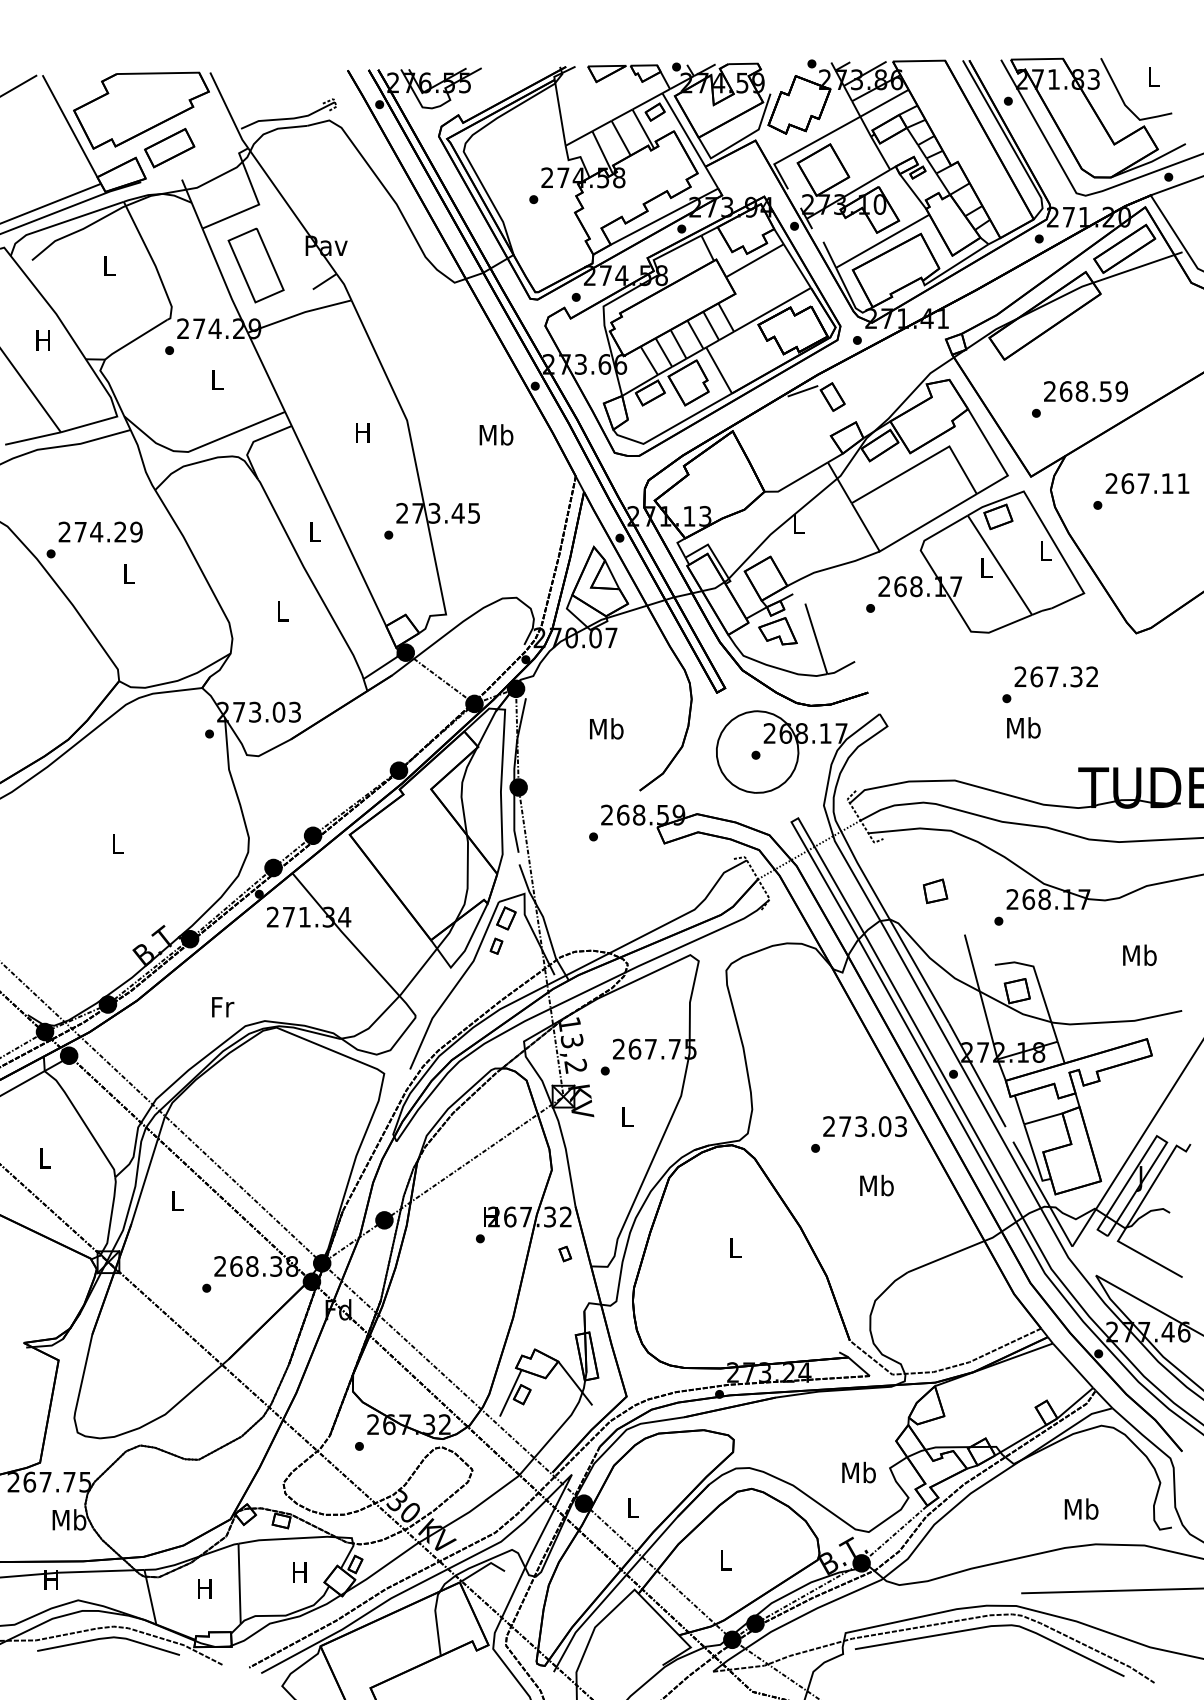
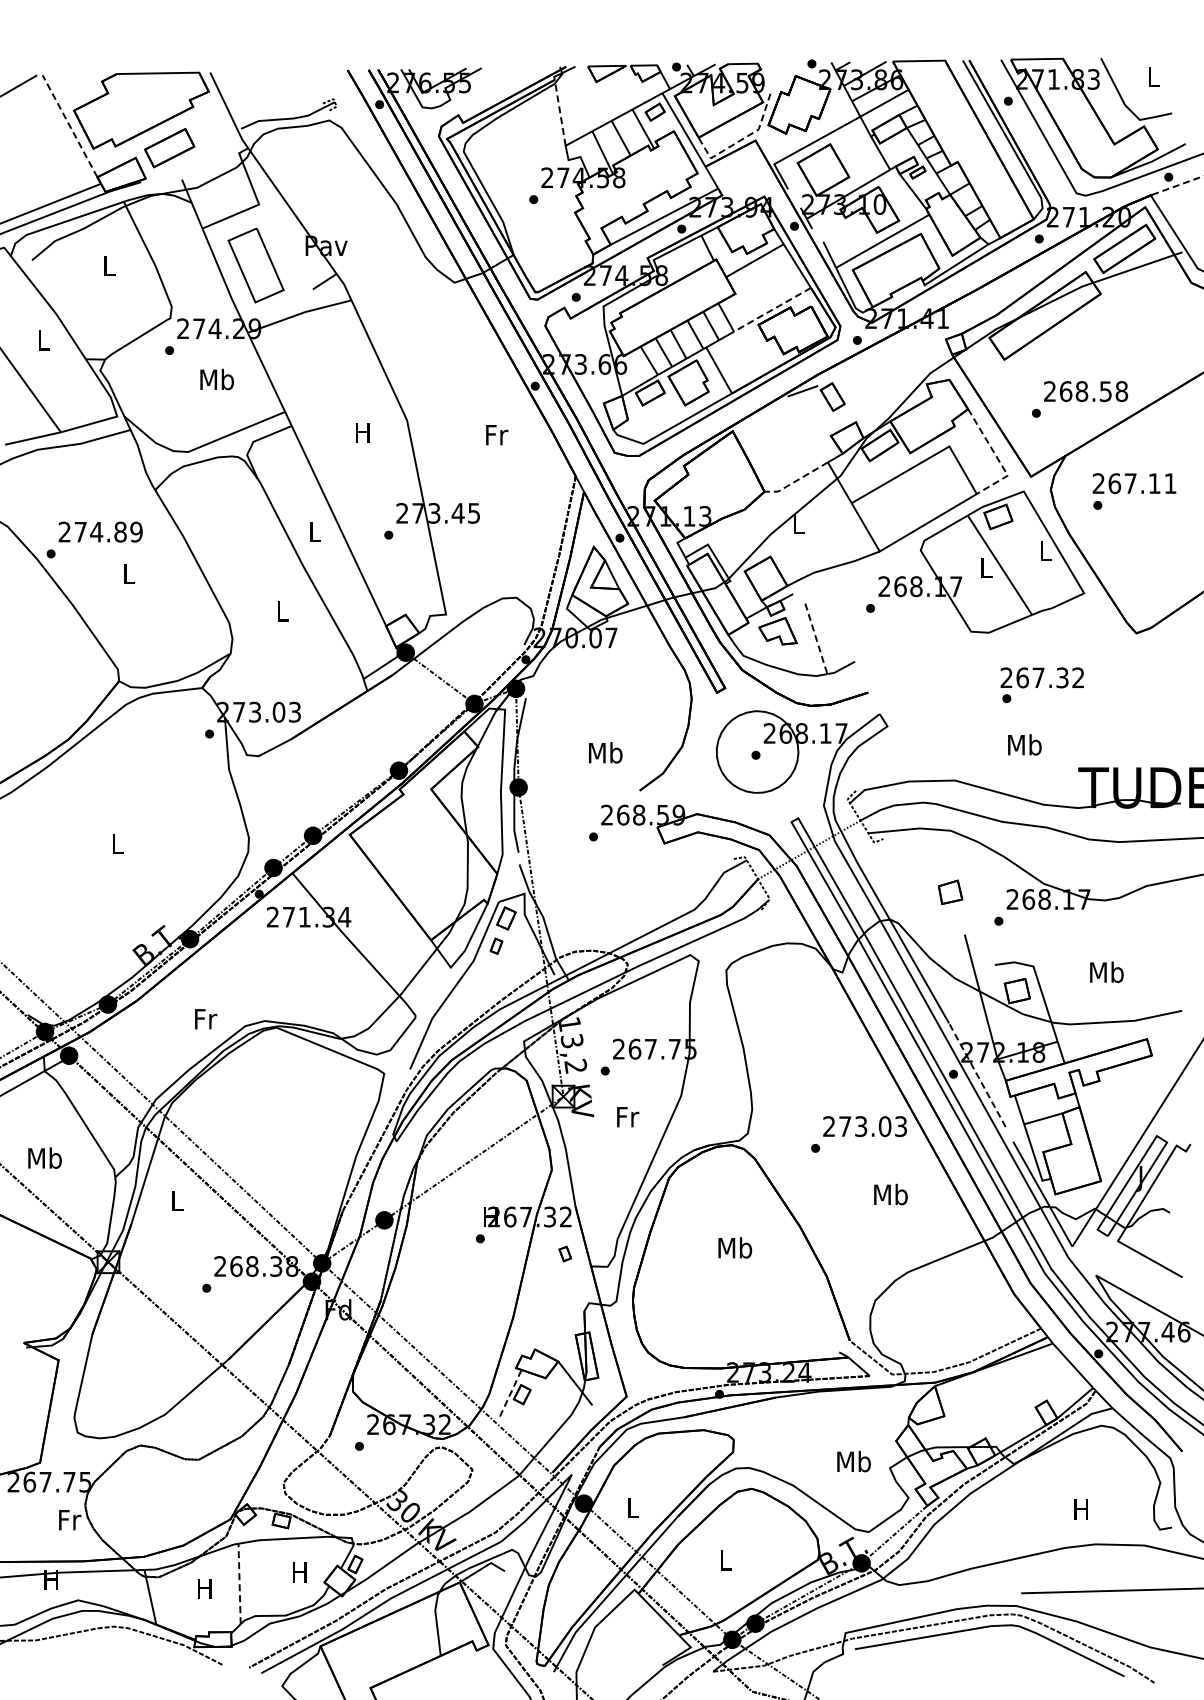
line: solid -> dashed (560, 112)
line: solid -> dashed (70, 126)
line: solid -> dashed (739, 140)
line: solid -> dashed (1178, 185)
line: solid -> dashed (772, 310)
text: H -> L (42, 340)
text: L -> Mb (216, 379)
text: 268.59 -> 268.58 (1121, 391)
text: Mb -> Fr (496, 434)
line: solid -> dashed (997, 458)
line: solid -> dashed (796, 481)
text position: (1147, 483) -> (1134, 483) (1134, 483)
text: 274.29 -> 274.89 (120, 531)
line: solid -> dashed (816, 638)
text position: (1055, 676) -> (1041, 677) (1041, 677)
text position: (1023, 727) -> (1024, 744) (1024, 744)
text position: (606, 728) -> (605, 752) (605, 752)
part position: (935, 891) -> (950, 892) (950, 892)
text position: (1139, 954) -> (1106, 971) (1106, 971)
text position: (223, 1007) -> (206, 1019) (206, 1019)
line: solid -> dashed (977, 1074)
text: L -> Fr (628, 1117)
text: L -> Mb (44, 1157)
text position: (876, 1185) -> (890, 1194) (890, 1194)
text: L -> Mb (735, 1247)
line: solid -> dashed (510, 1393)
text position: (858, 1472) -> (853, 1461) (853, 1461)
text: Mb -> H (1081, 1508)
text: Mb -> Fr (69, 1519)
line: solid -> dashed (239, 1583)
line: present -> none (105, 1639)
